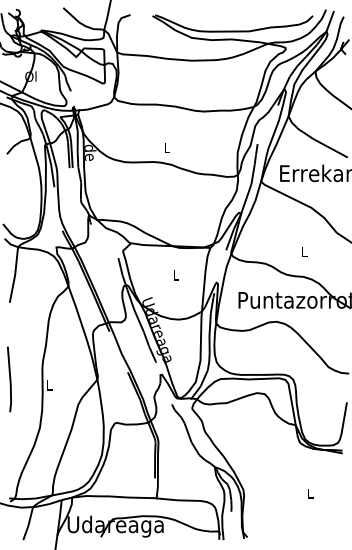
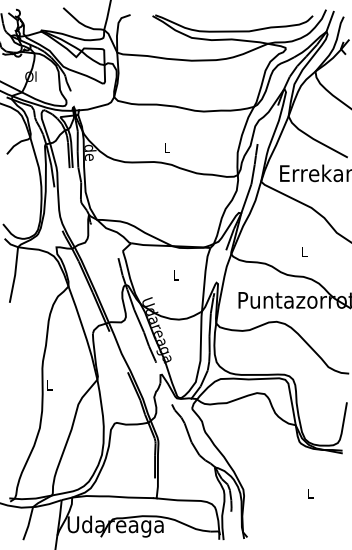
line: present -> none (9, 379)
